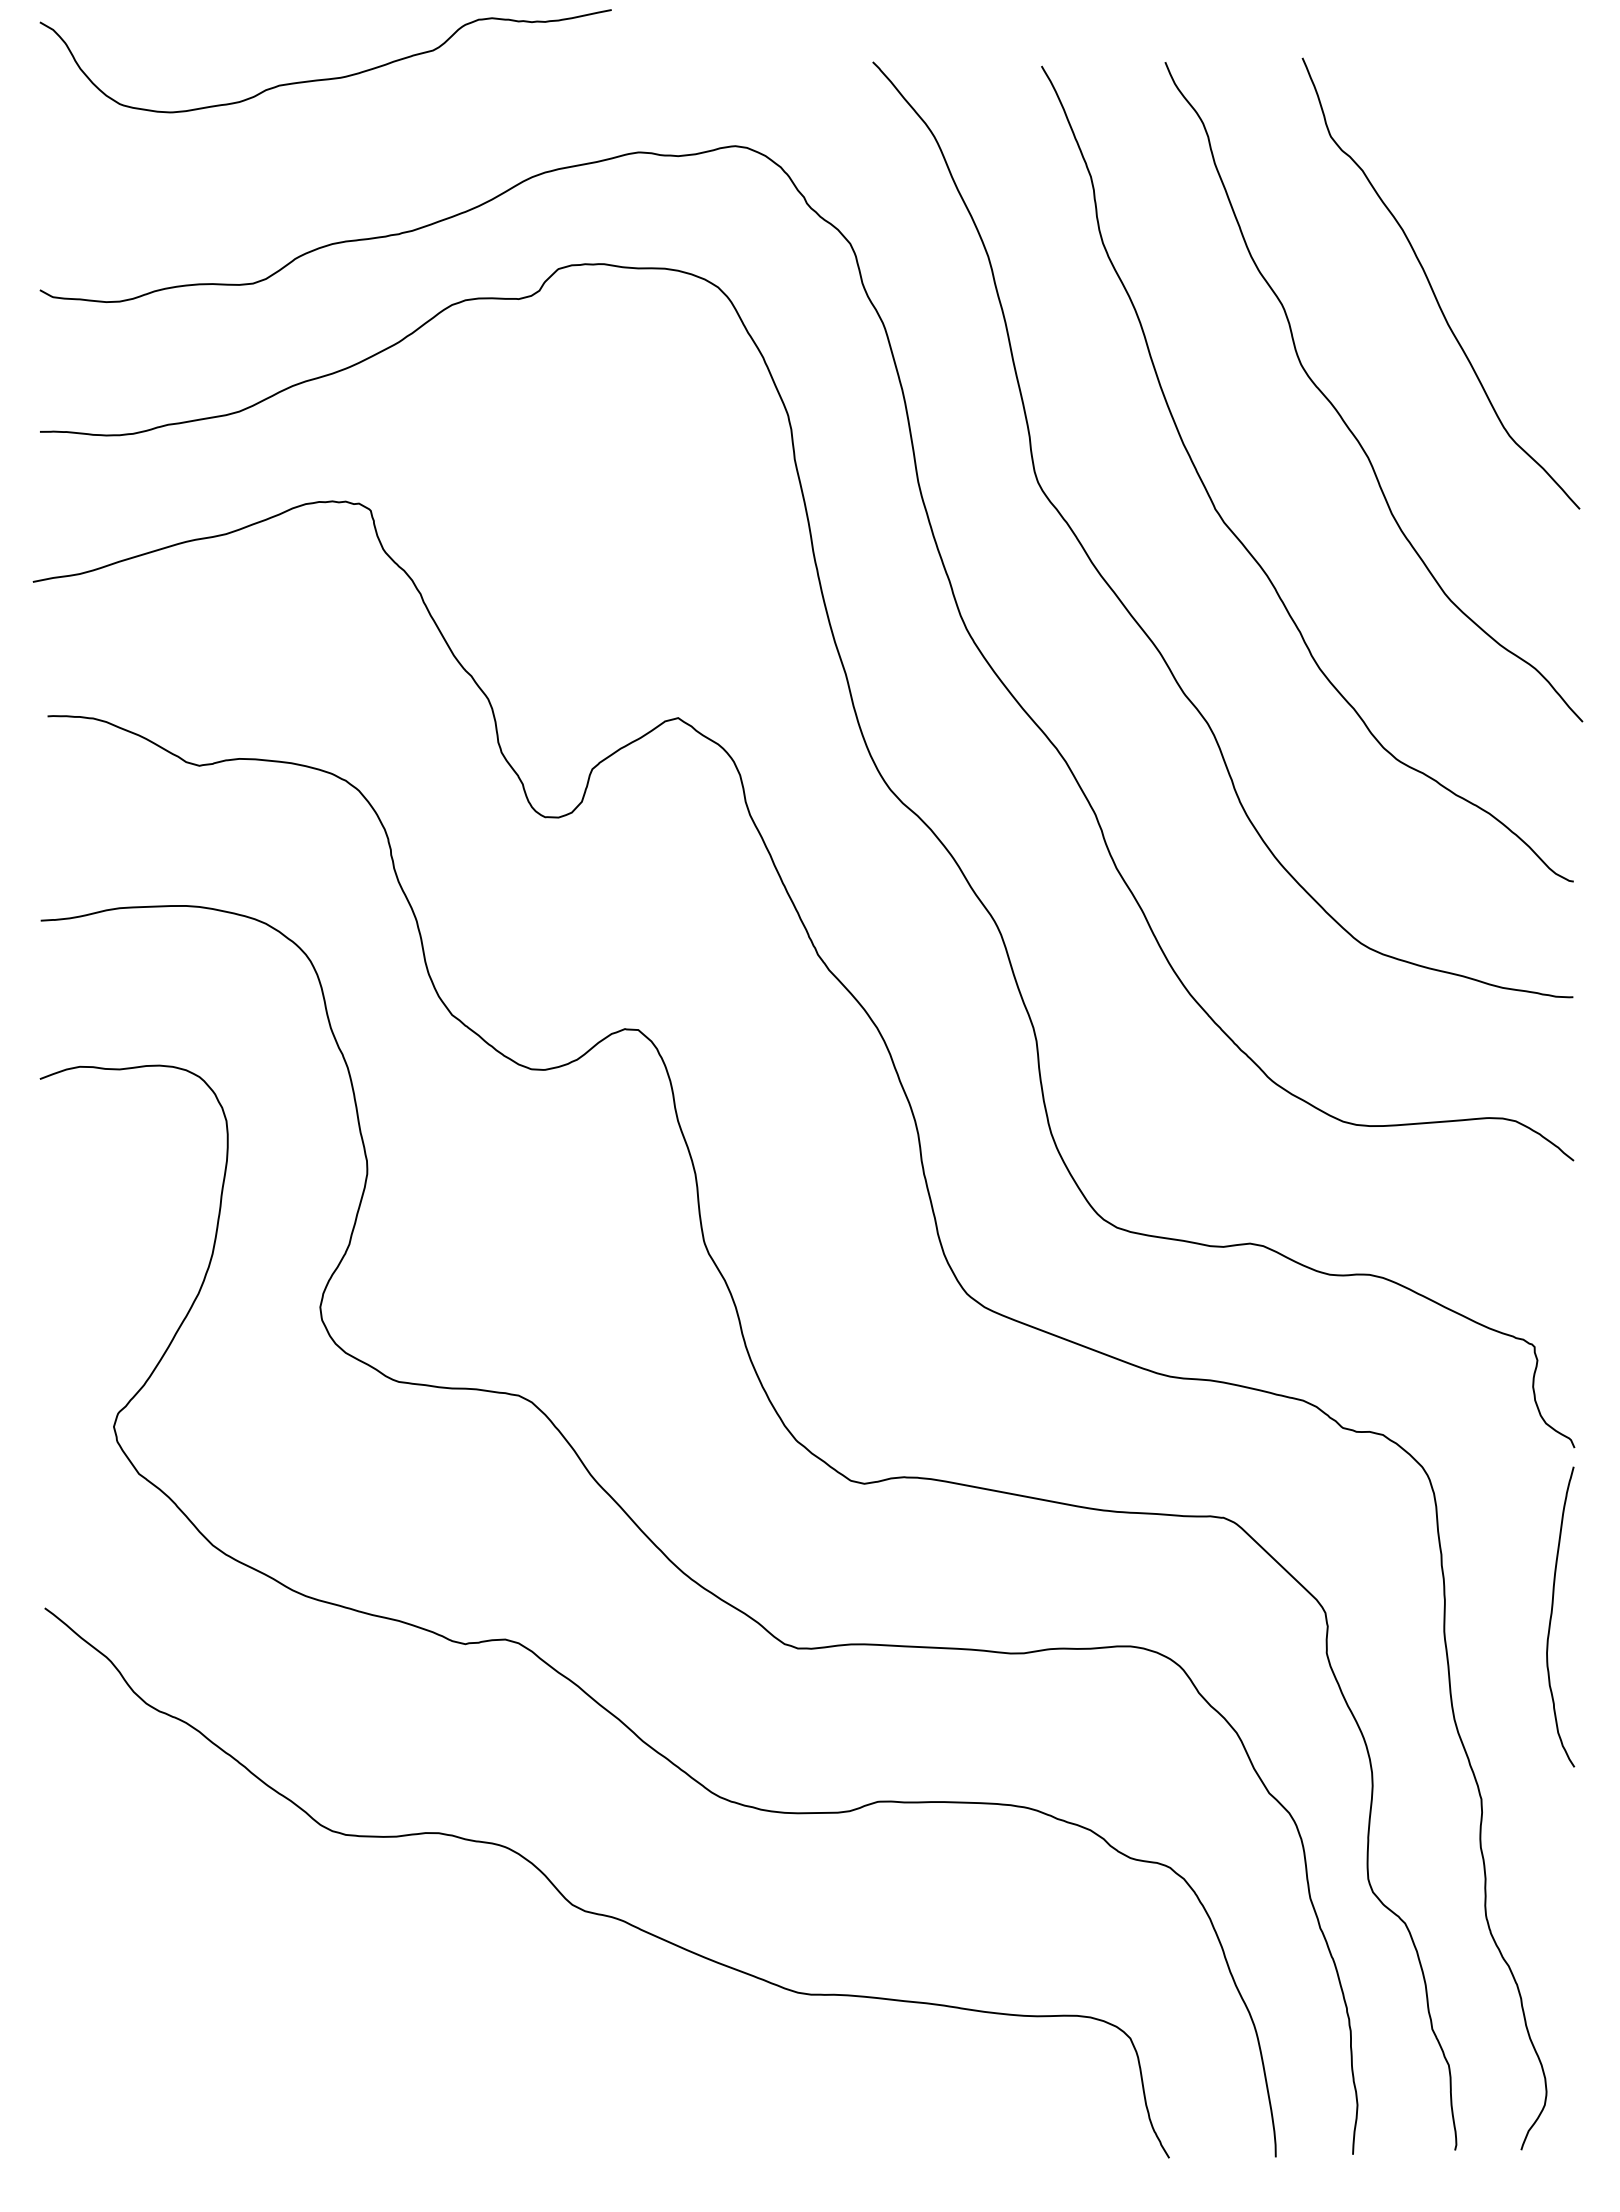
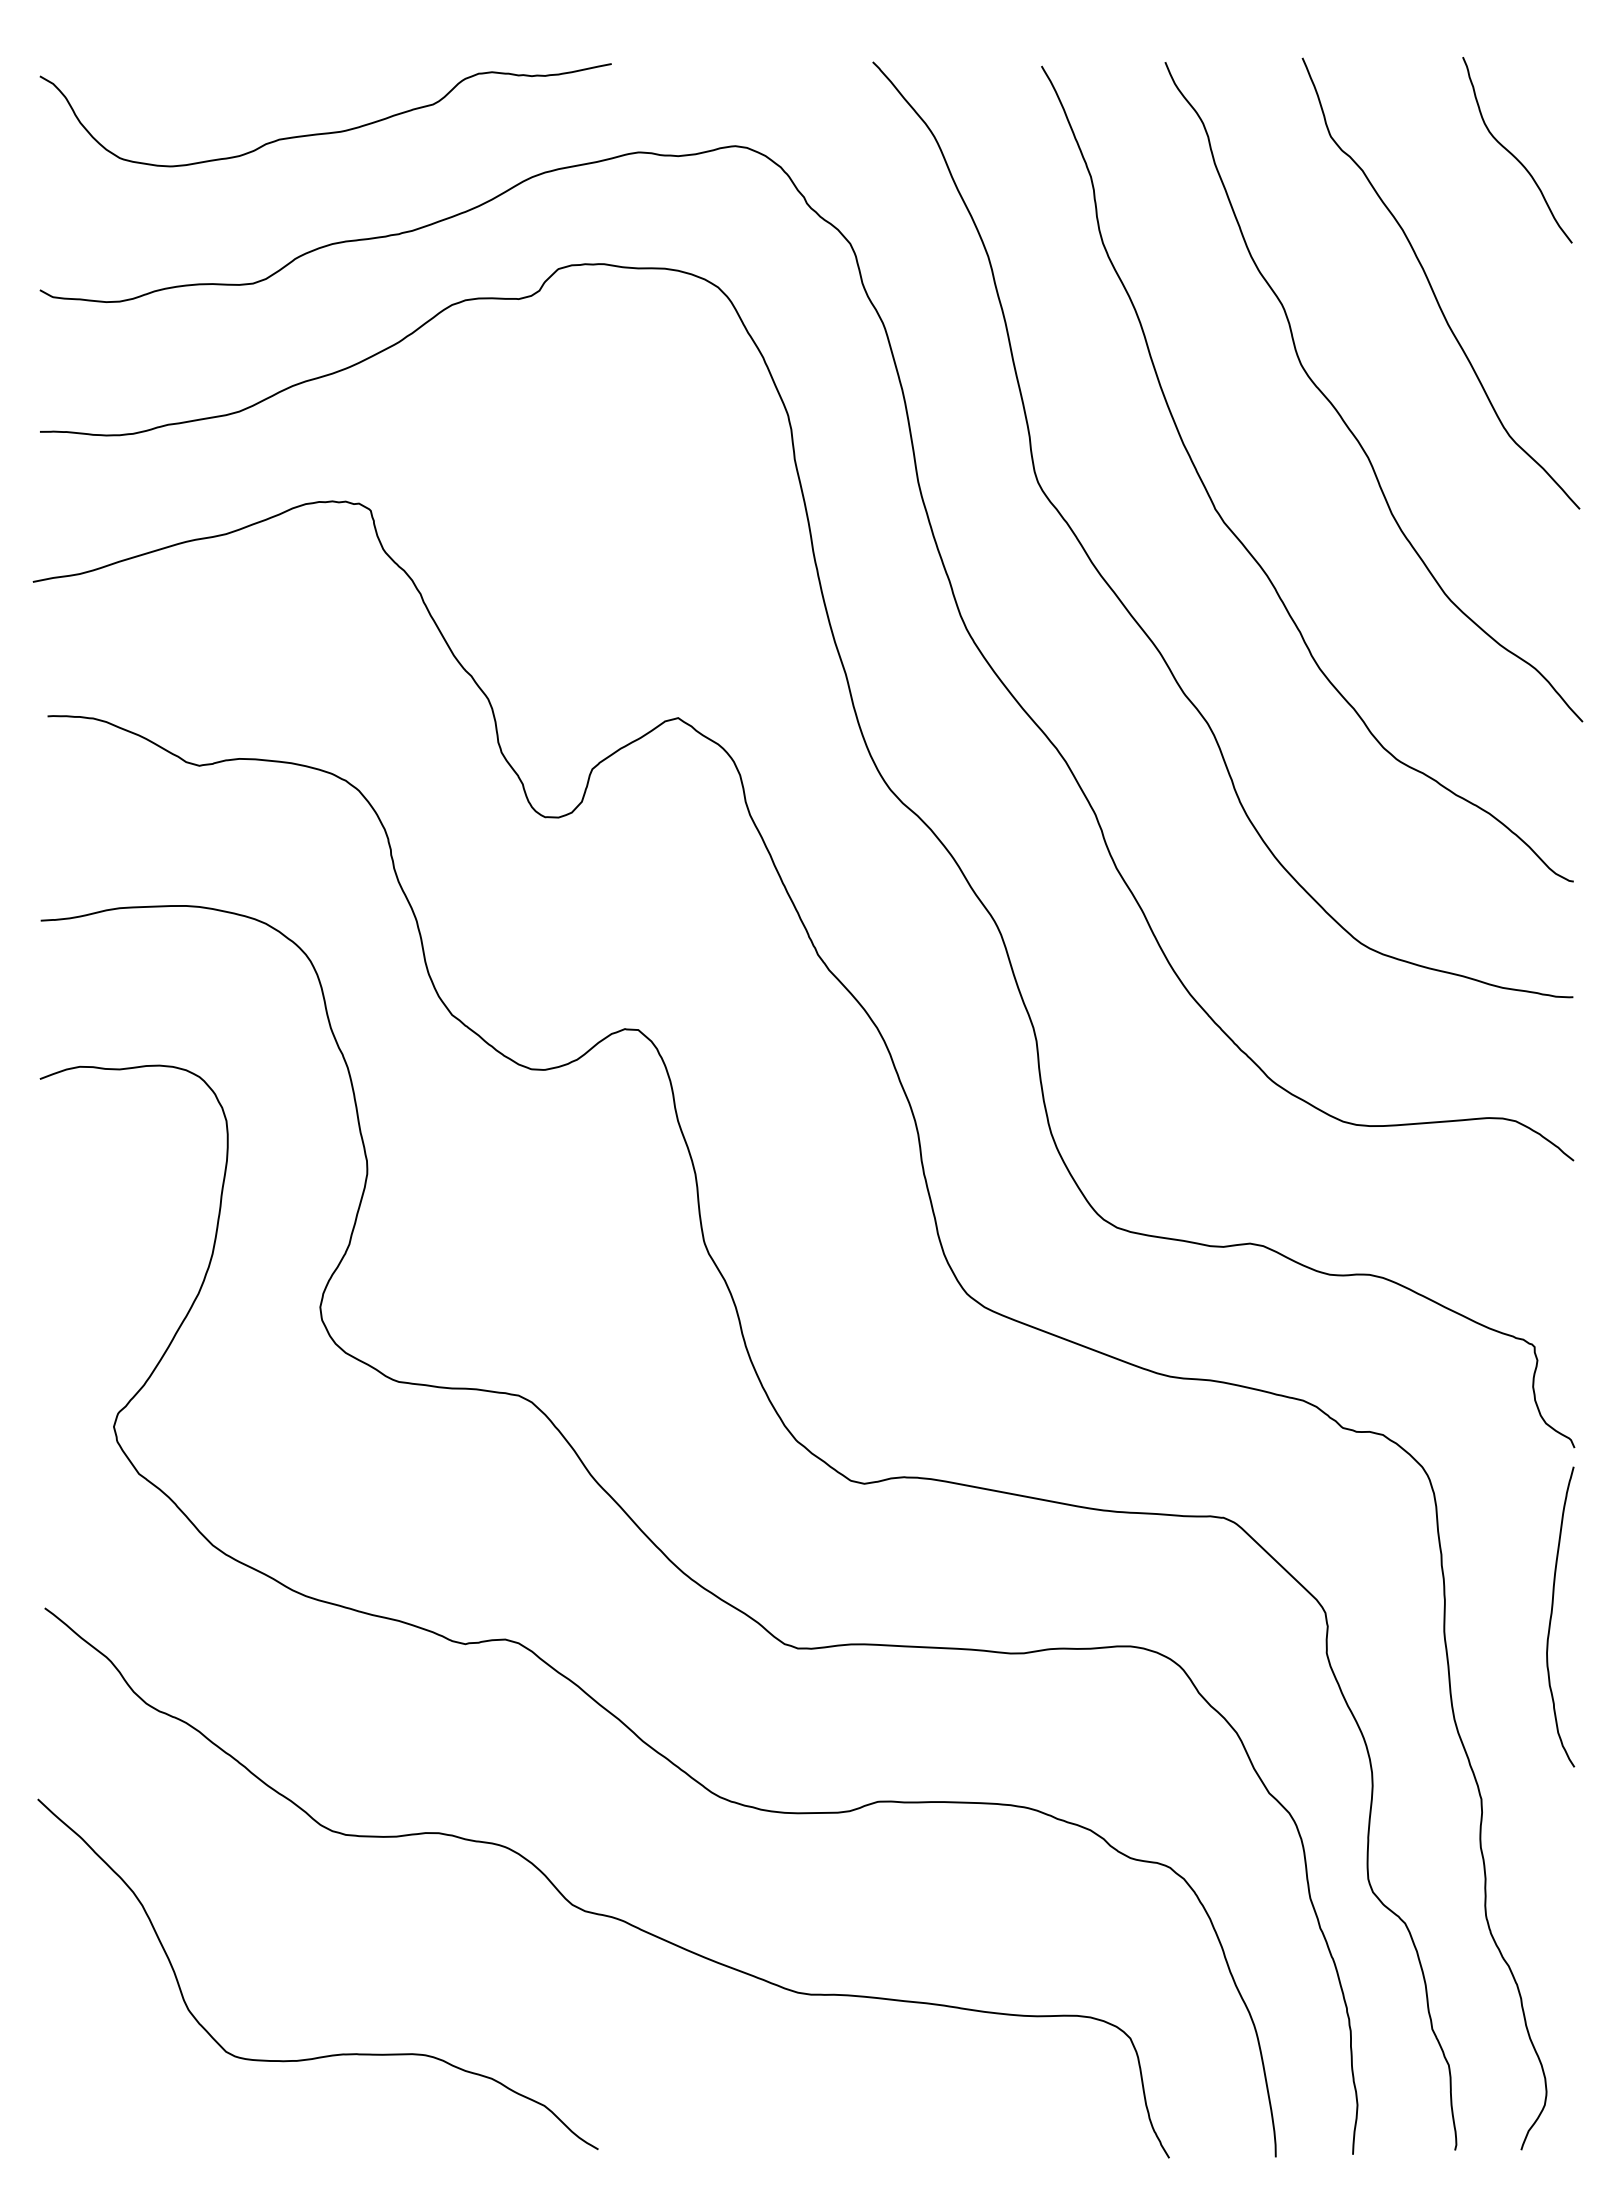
curve position: (325, 78) -> (325, 132) (325, 132)
curve: none -> present (1513, 154)
curve: none -> present (331, 2054)
